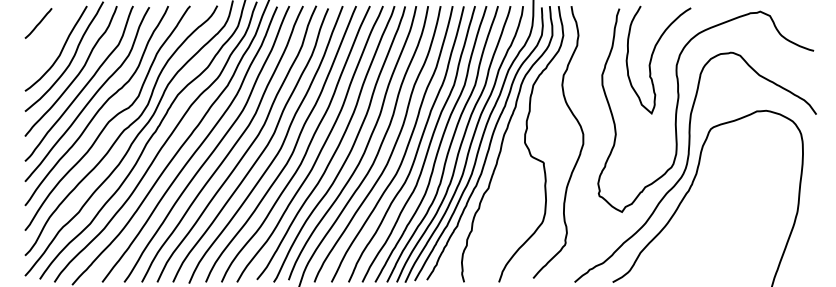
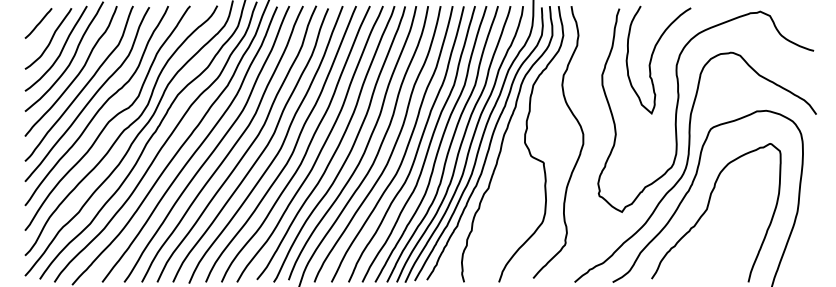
curve: none -> present (50, 39)
curve: none -> present (708, 208)
